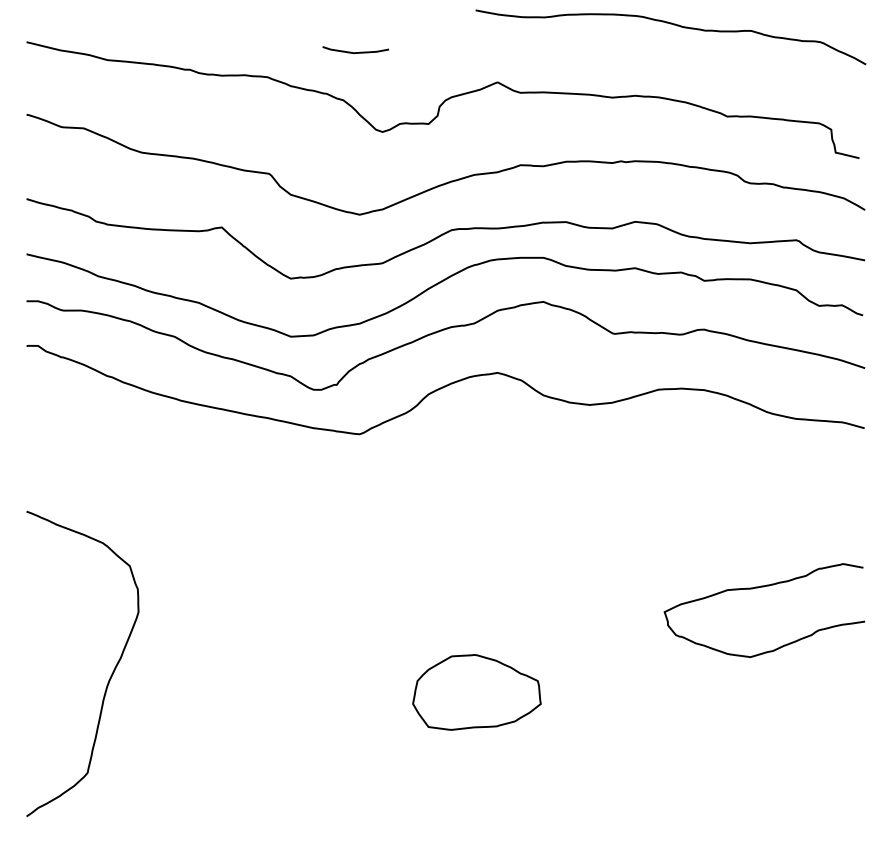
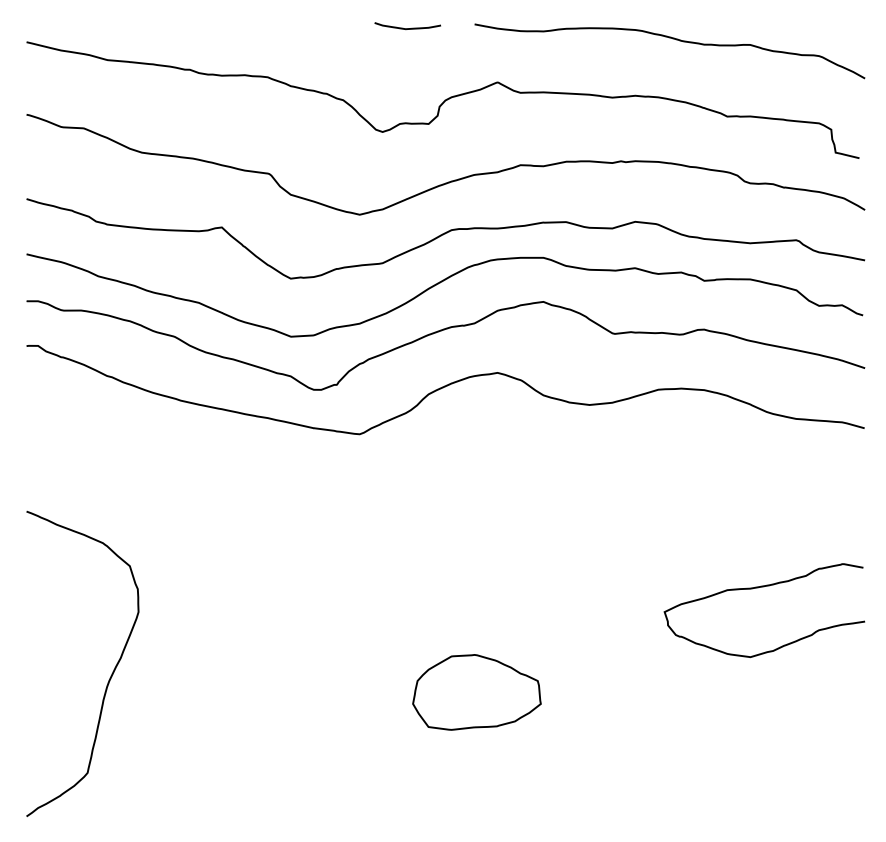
curve position: (673, 25) -> (672, 39) (672, 39)
curve position: (355, 52) -> (407, 28) (407, 28)
